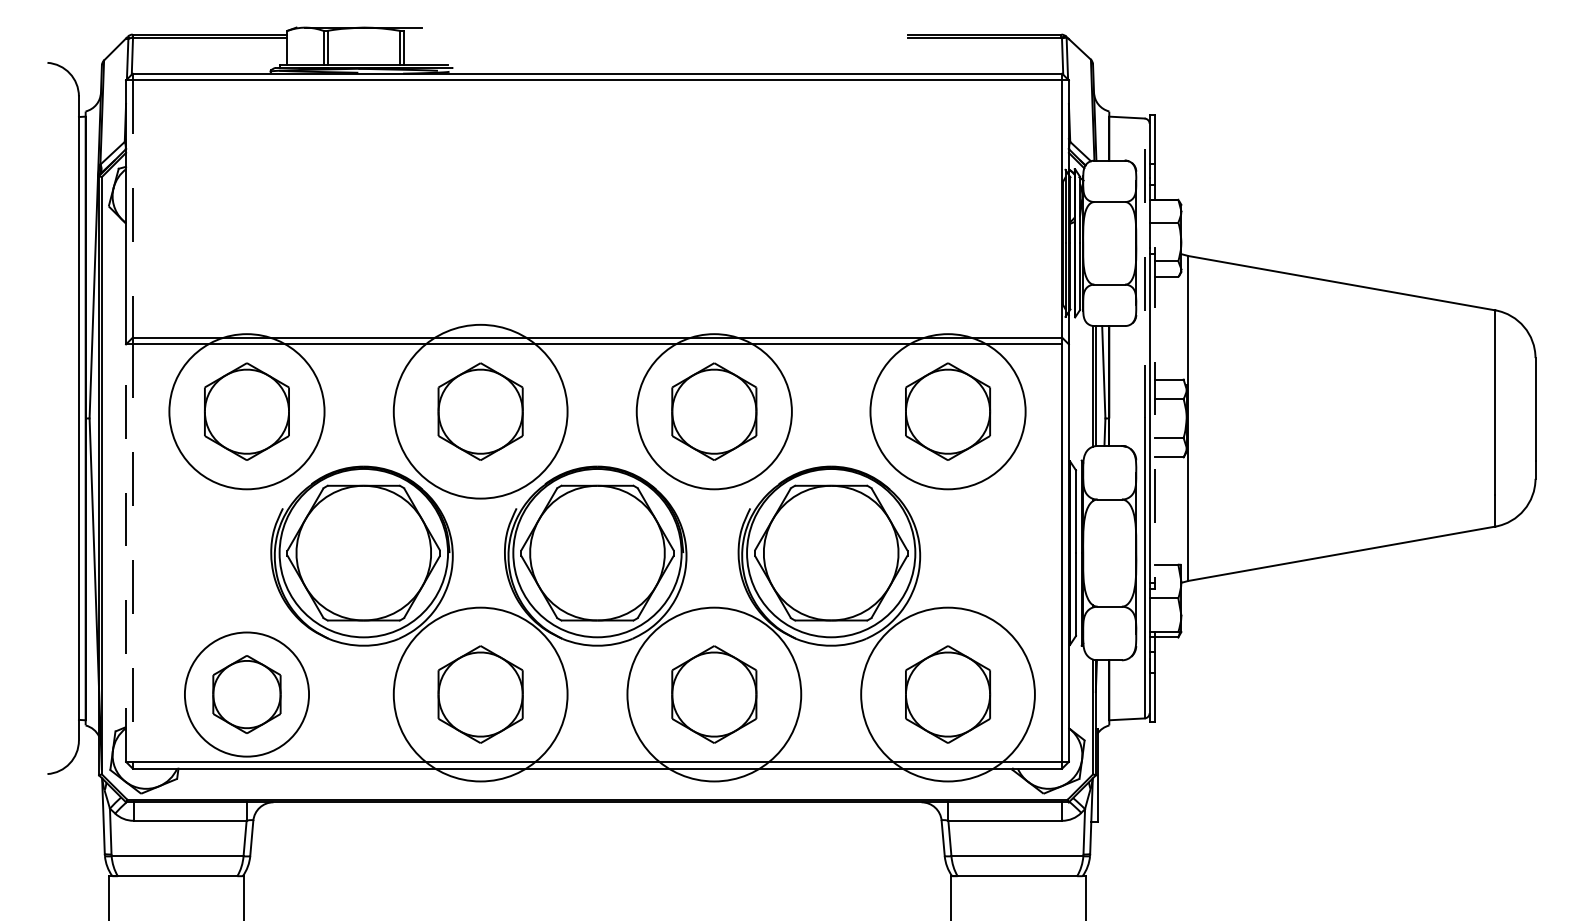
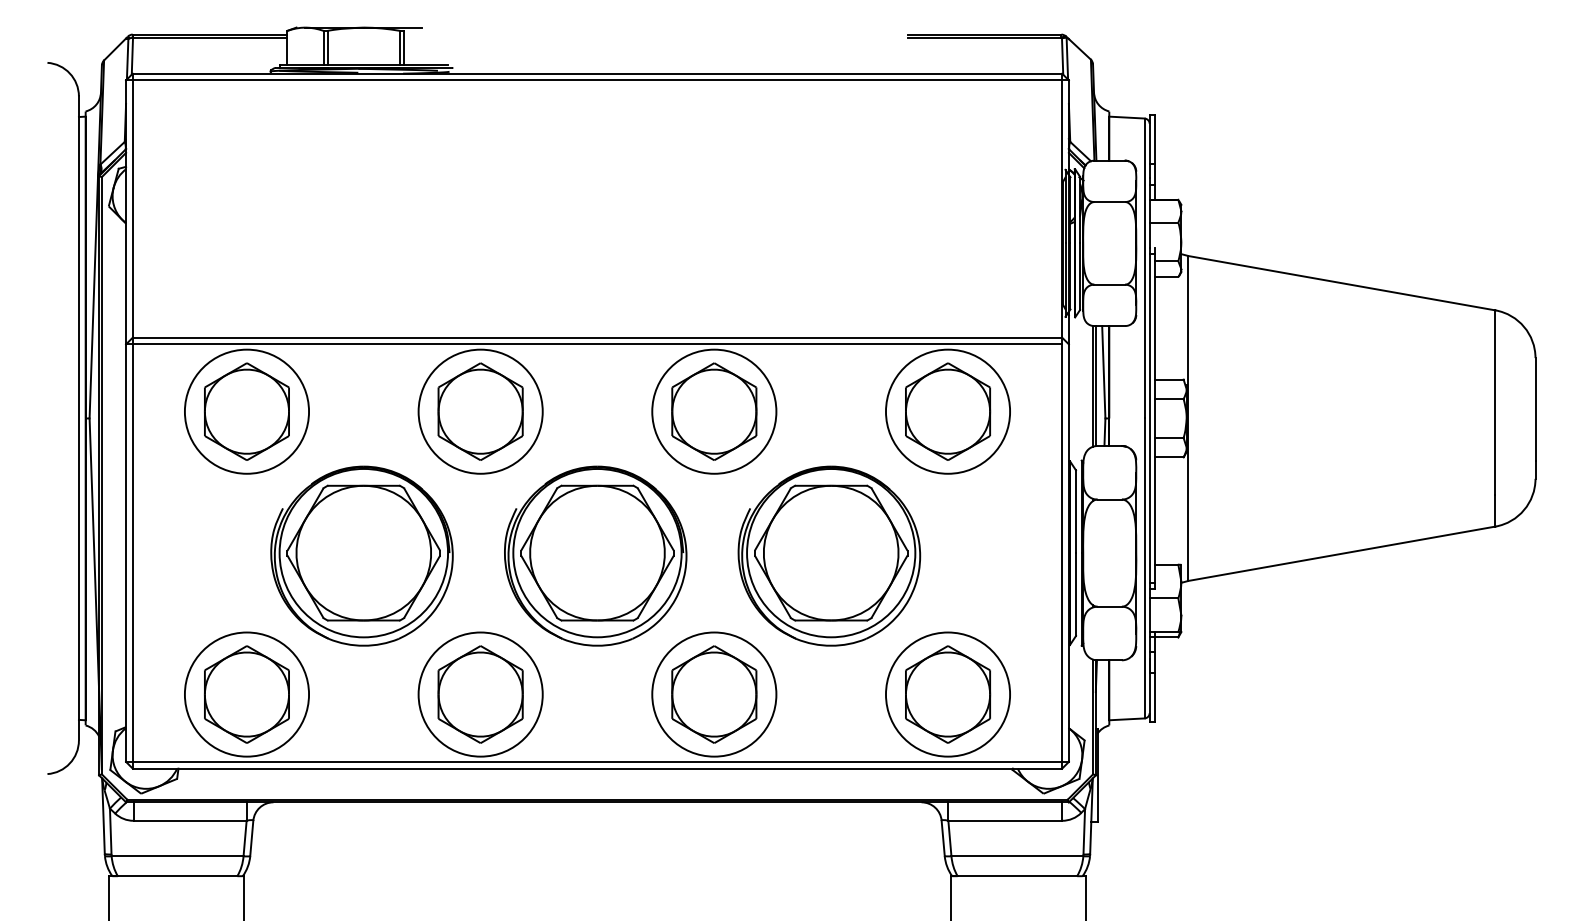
line: dashed -> solid (132, 209)
line: dashed -> solid (1144, 268)
circle diameter: 155 px -> 124 px (246, 411)
circle diameter: 174 px -> 124 px (480, 411)
circle diameter: 155 px -> 124 px (714, 411)
circle diameter: 155 px -> 124 px (947, 411)
line: dashed -> solid (1155, 418)
line: dashed -> solid (126, 553)
line: dashed -> solid (132, 553)
part size: 70x79 px -> 86x99 px (246, 694)
circle diameter: 174 px -> 124 px (480, 694)
circle diameter: 174 px -> 124 px (714, 694)
circle diameter: 174 px -> 124 px (947, 694)
